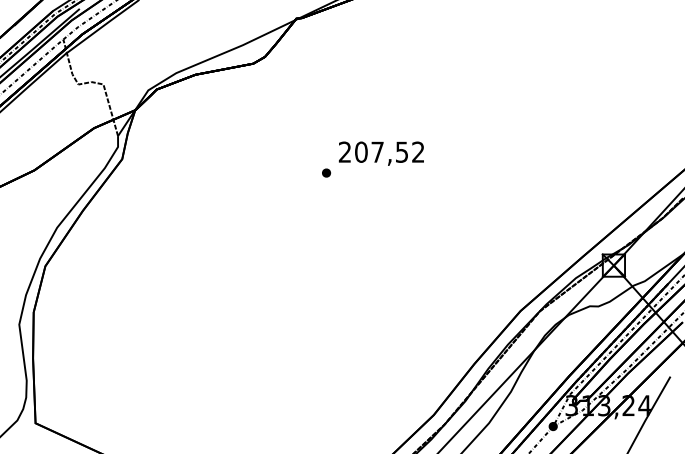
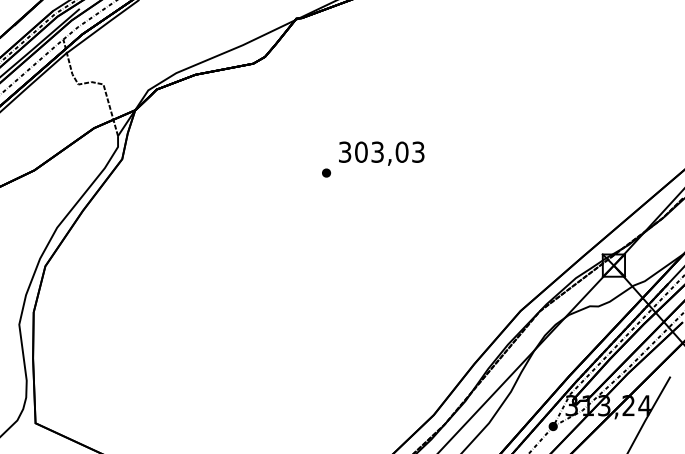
text: 207,52 -> 303,03 (381, 151)
